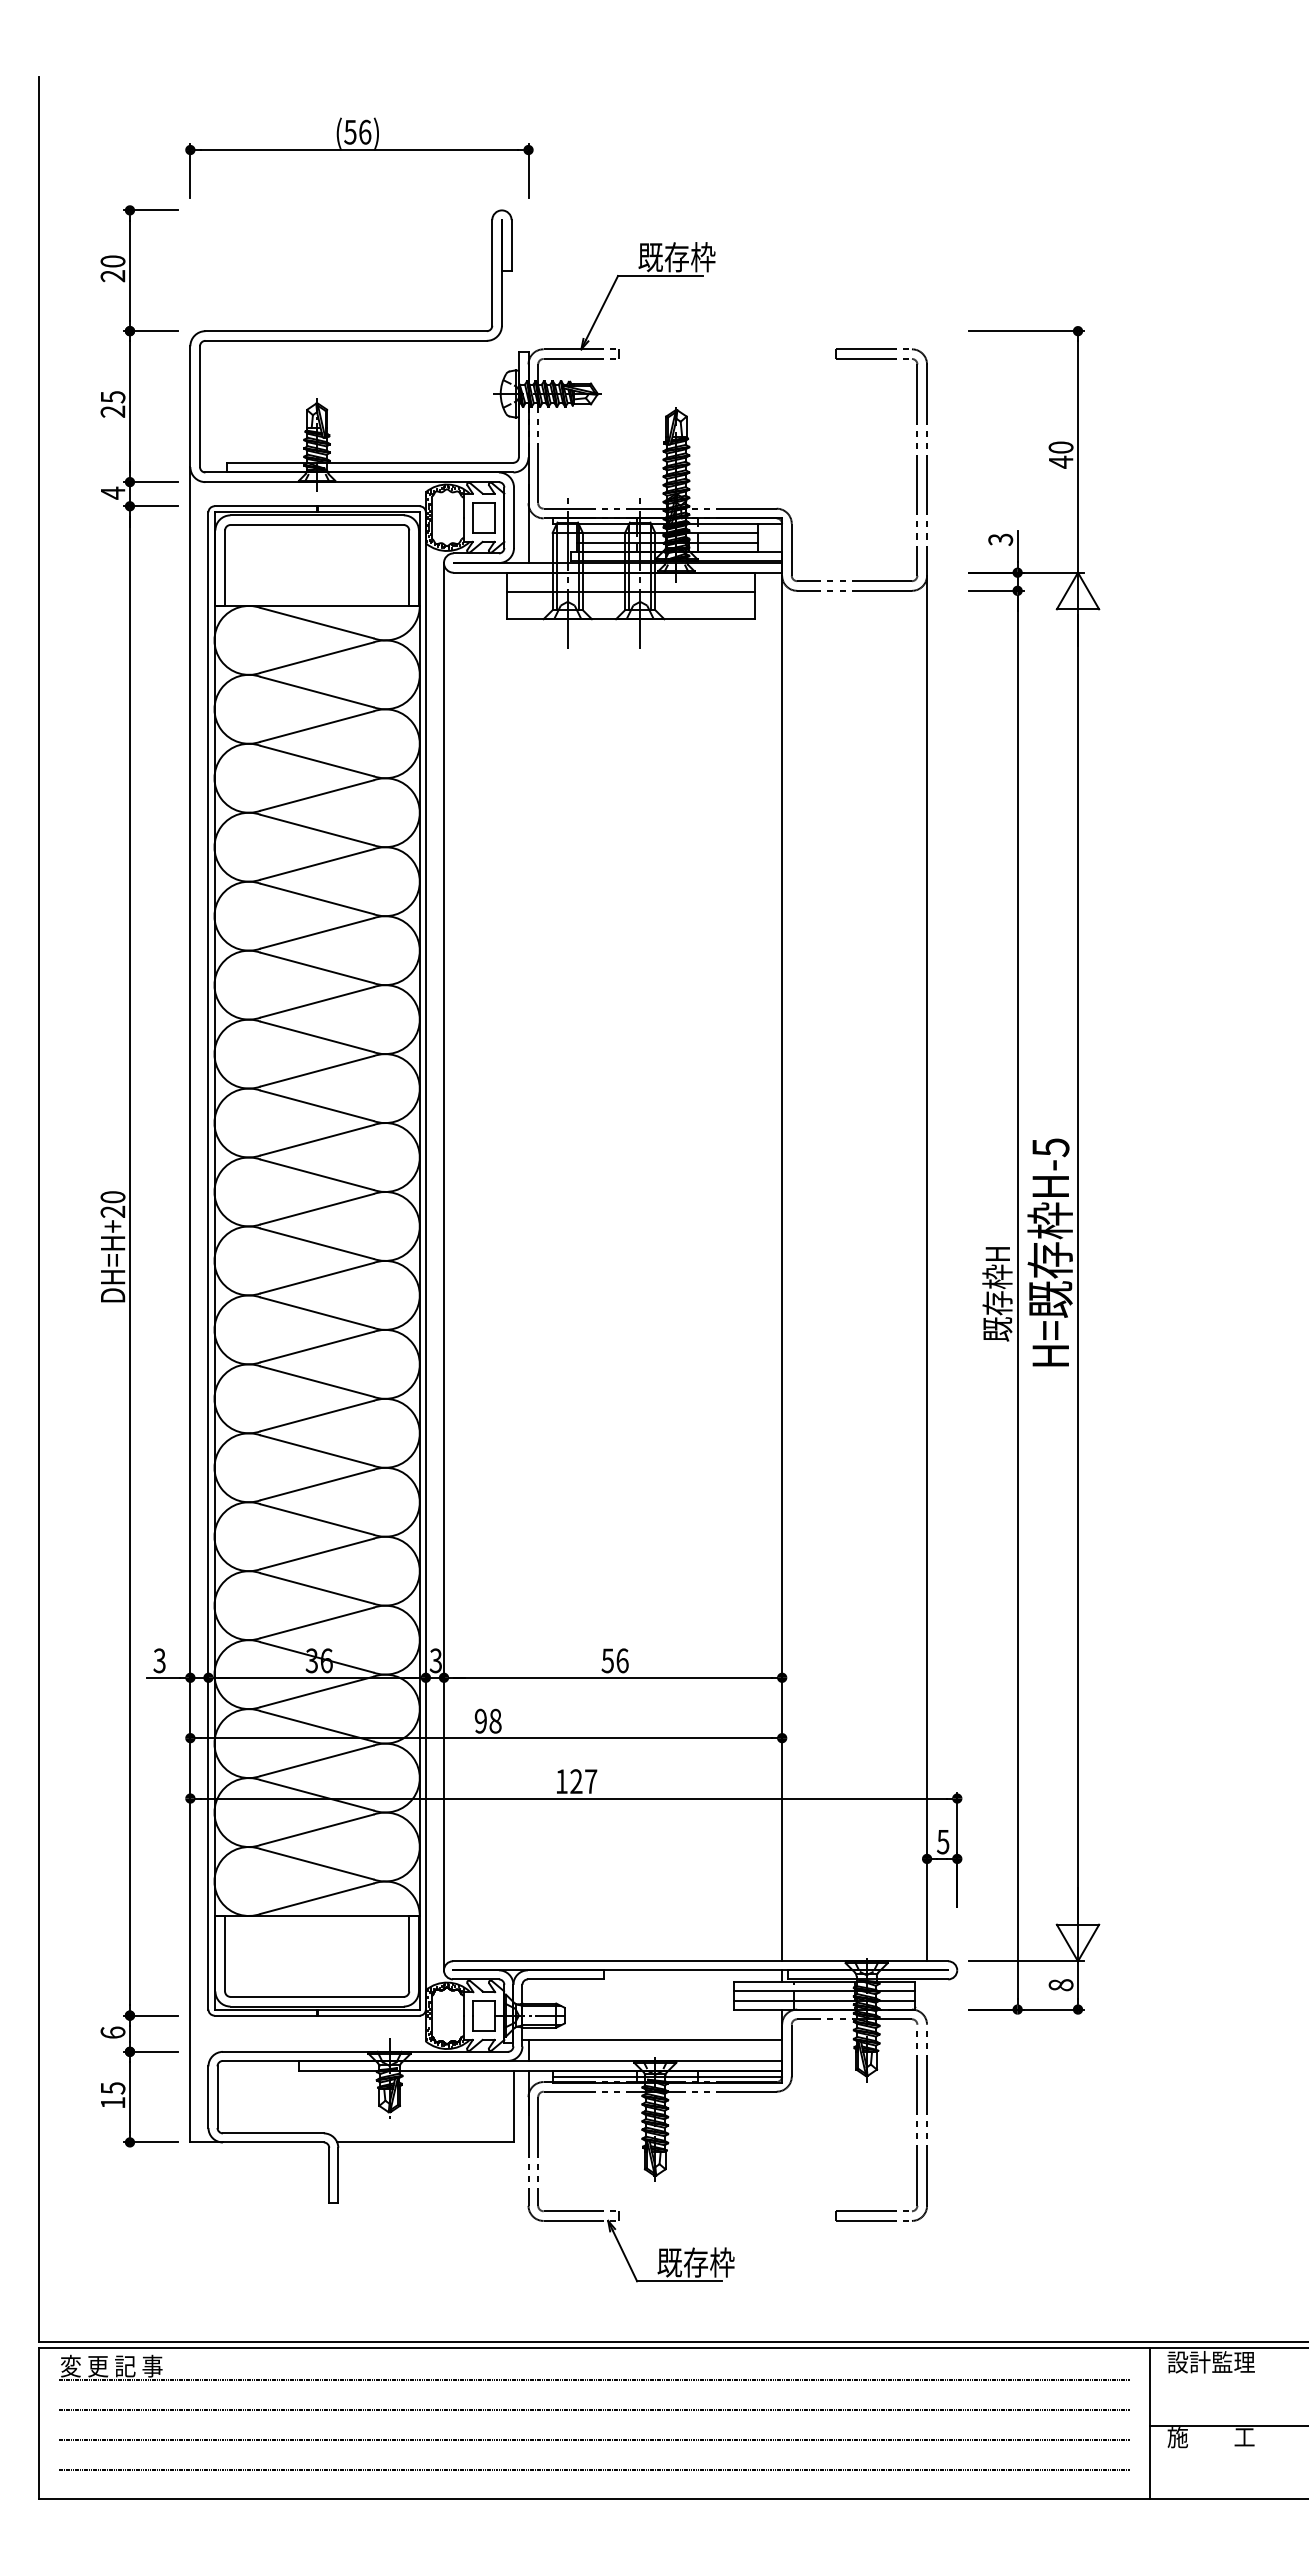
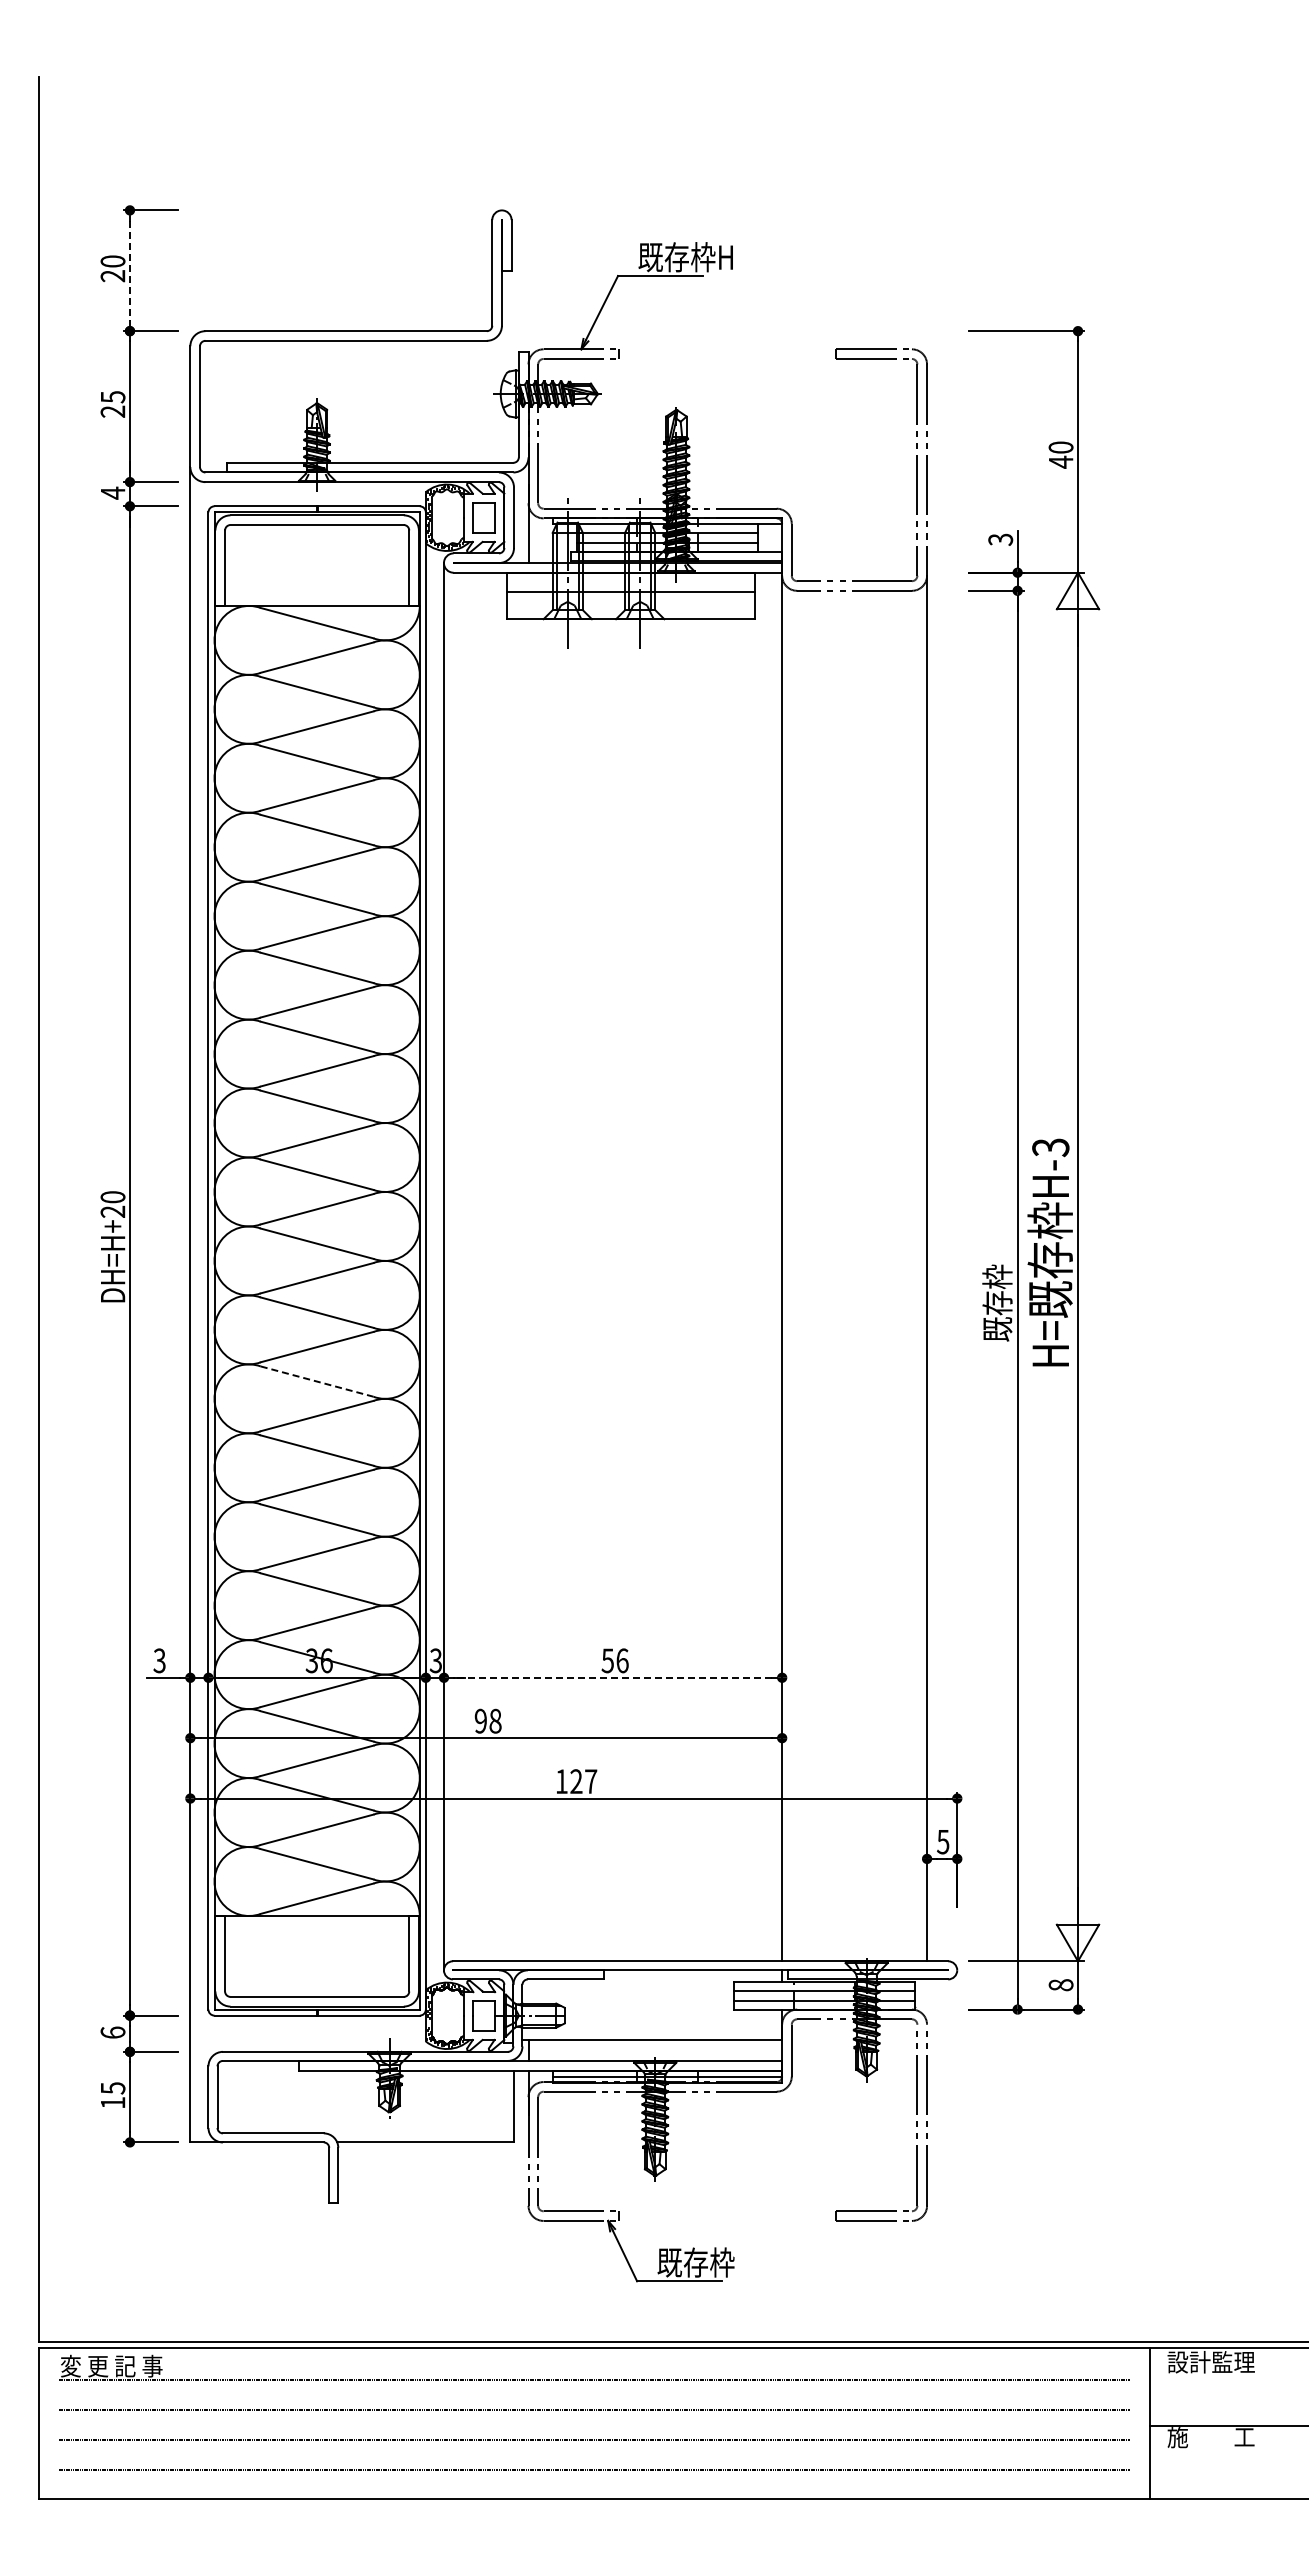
part: present -> none (359, 150)
text: 既存枠 -> 既存枠H (725, 257)
line: solid -> dashed (129, 271)
text: H-5 -> H-3 (1050, 1147)
text: 既存枠H -> 既存枠 (997, 1253)
line: solid -> dashed (317, 1381)
line: solid -> dashed (613, 1677)
